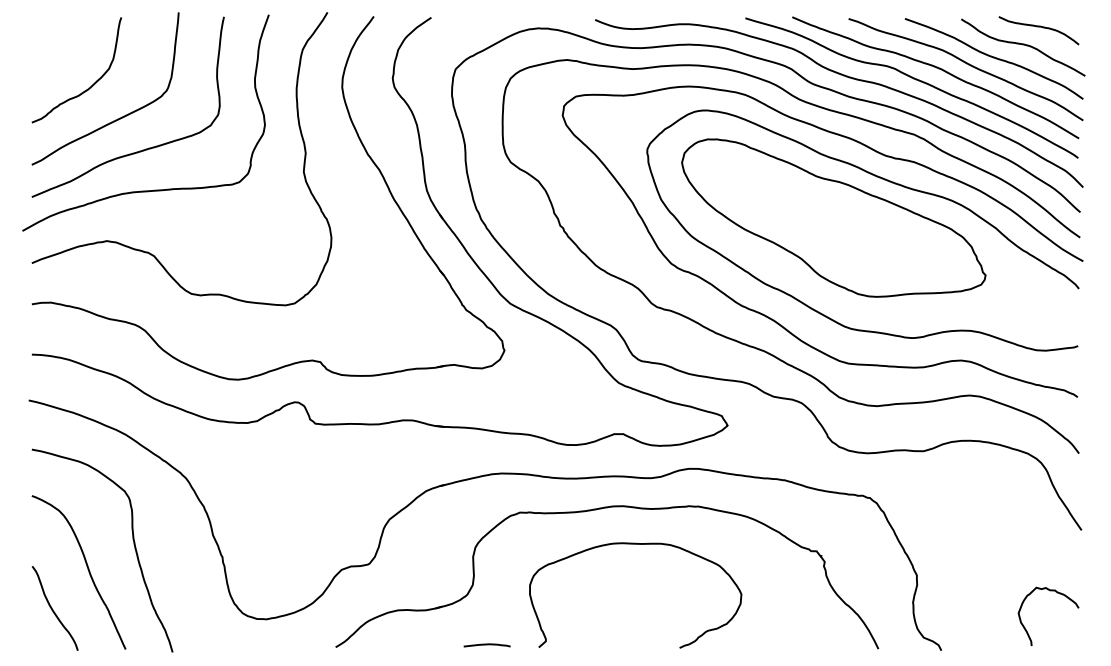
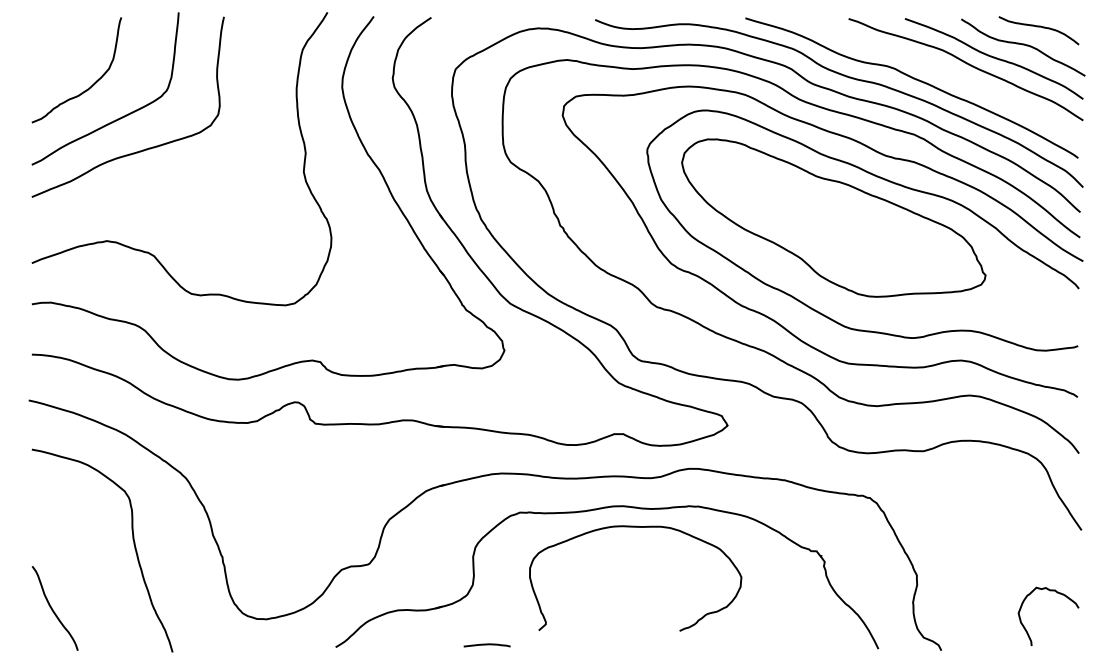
curve: present -> none (938, 69)
curve: present -> none (154, 189)
curve position: (635, 544) -> (635, 527) (635, 527)
curve: present -> none (87, 569)
